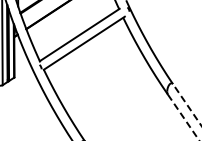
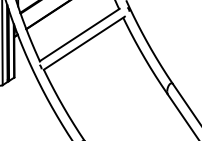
line: dashed -> solid (187, 104)
line: dashed -> solid (183, 117)
